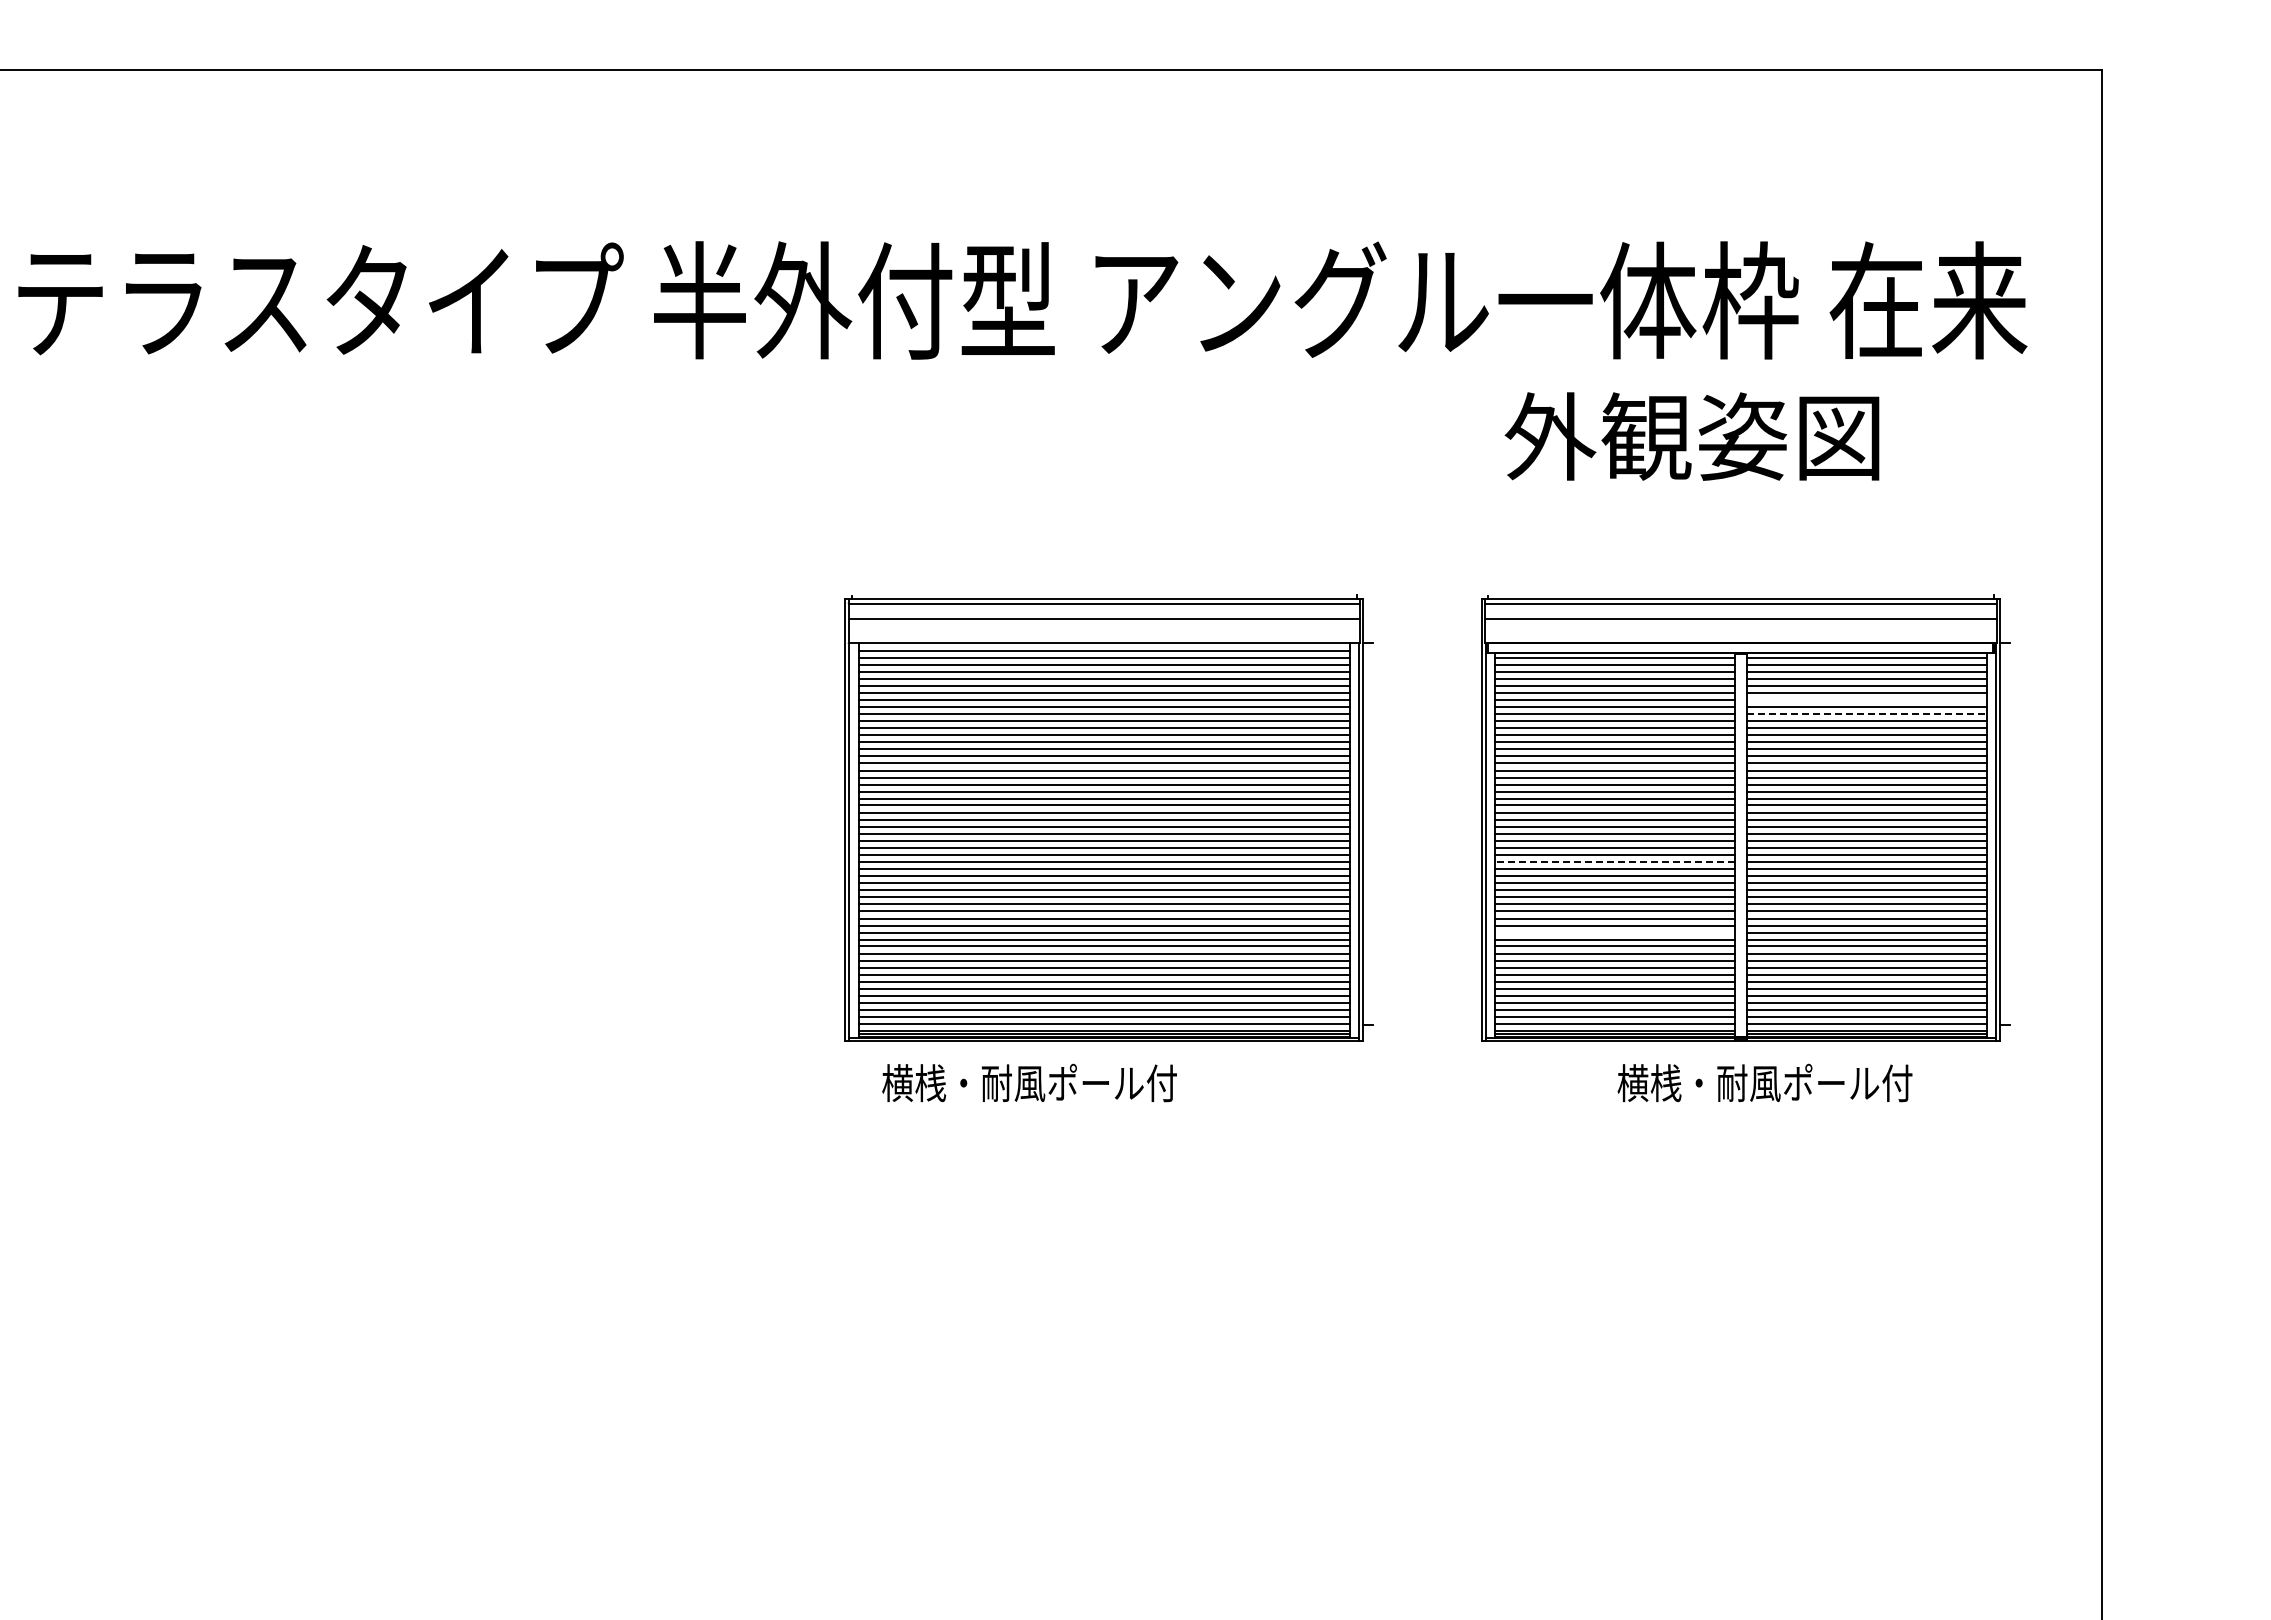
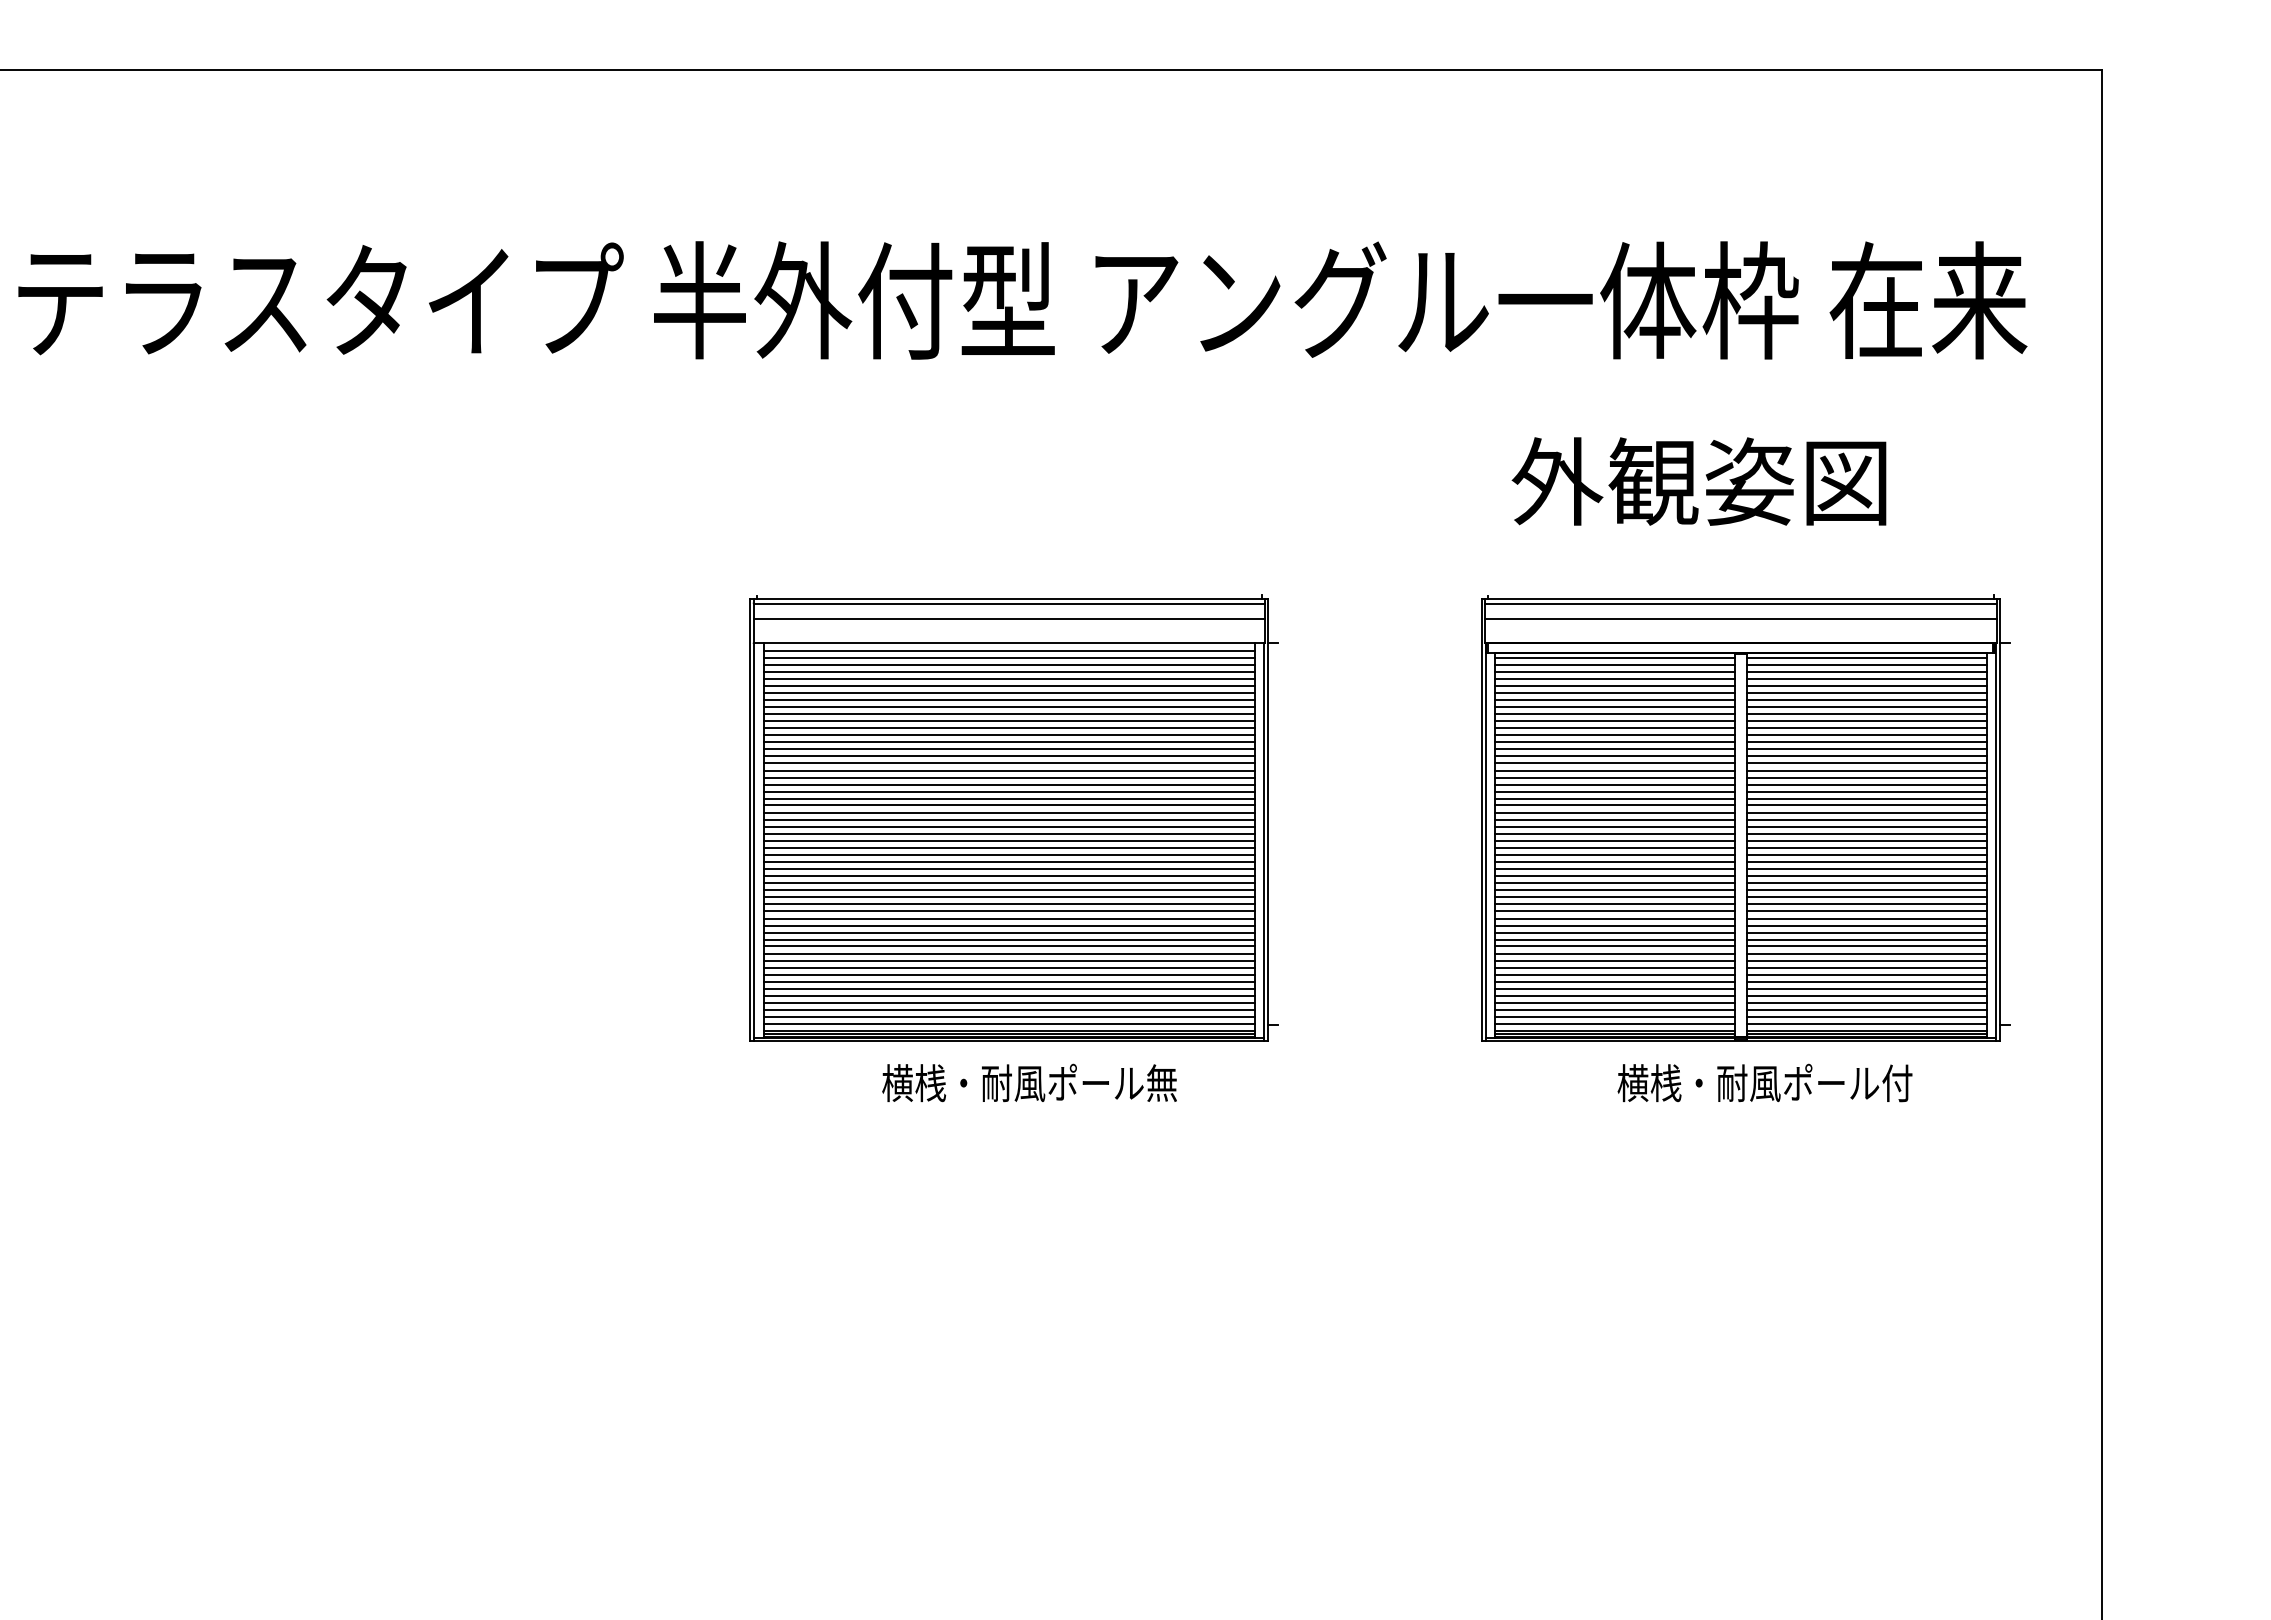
text position: (1691, 436) -> (1698, 481) (1698, 481)
line: none -> present (1866, 699)
line: dashed -> solid (1866, 713)
part position: (1108, 817) -> (1013, 817) (1013, 817)
line: dashed -> solid (1615, 862)
line: none -> present (1614, 932)
text: 横桟・耐風ポール付 -> 横桟・耐風ポール無 (1161, 1083)
